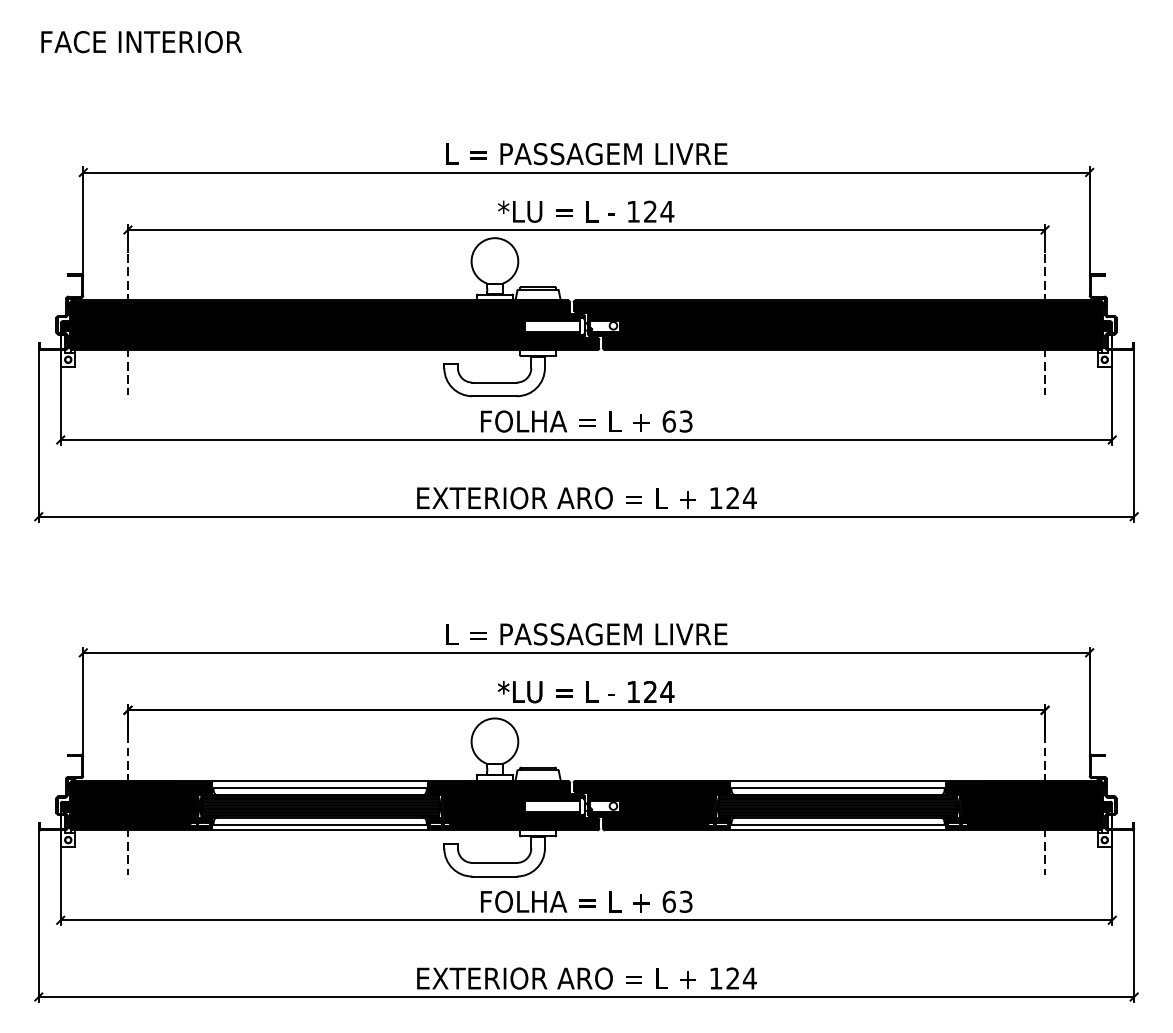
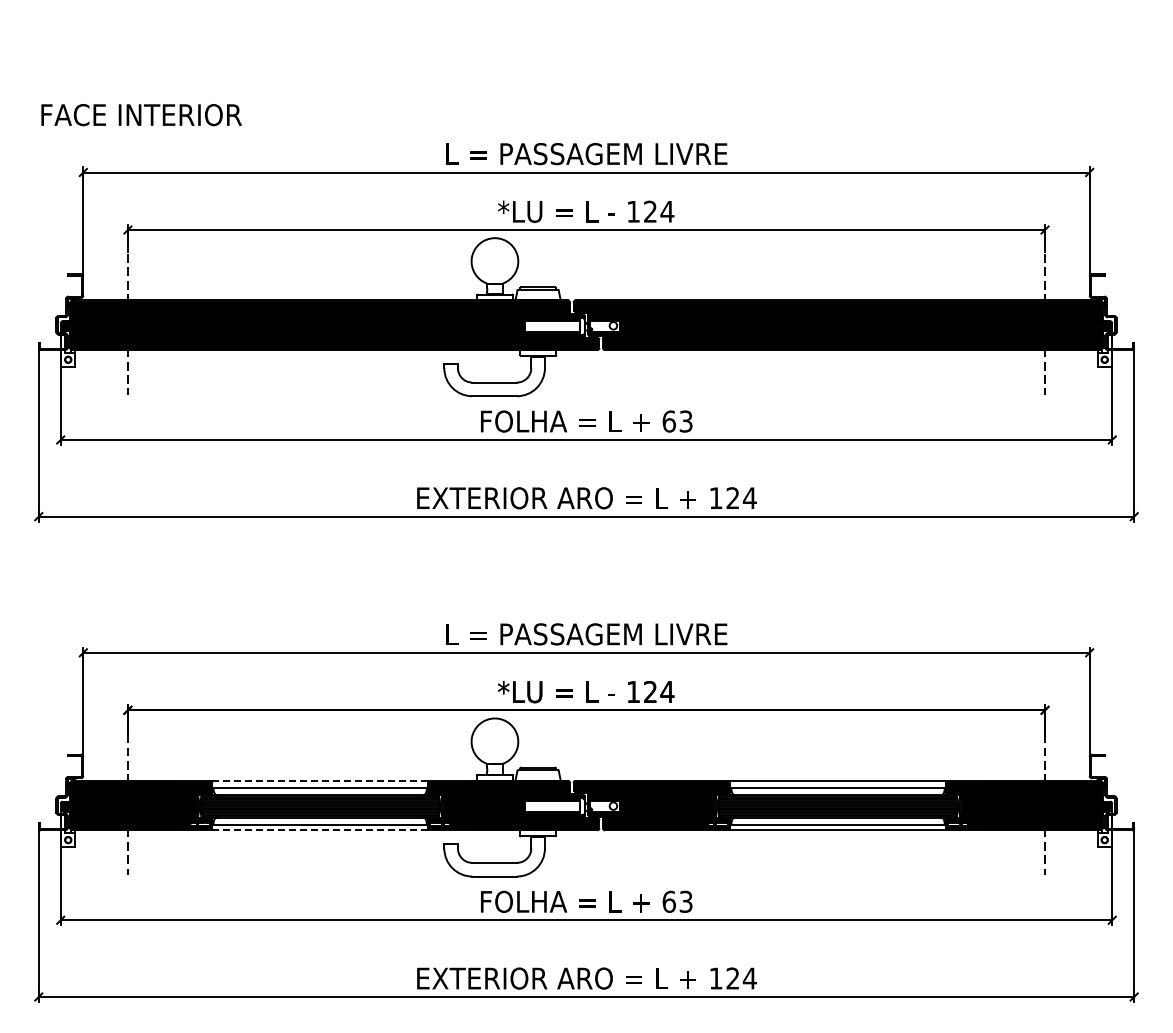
text position: (141, 42) -> (141, 115) (141, 115)
line: solid -> dashed (320, 780)
line: solid -> dashed (320, 830)
